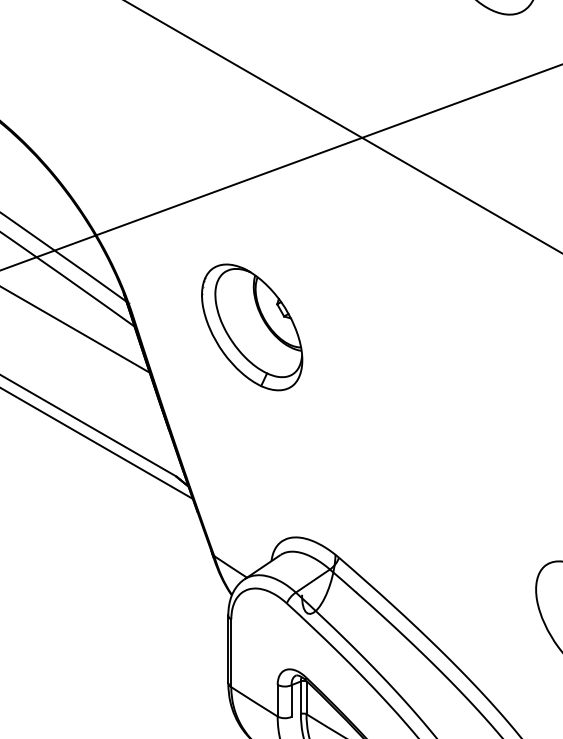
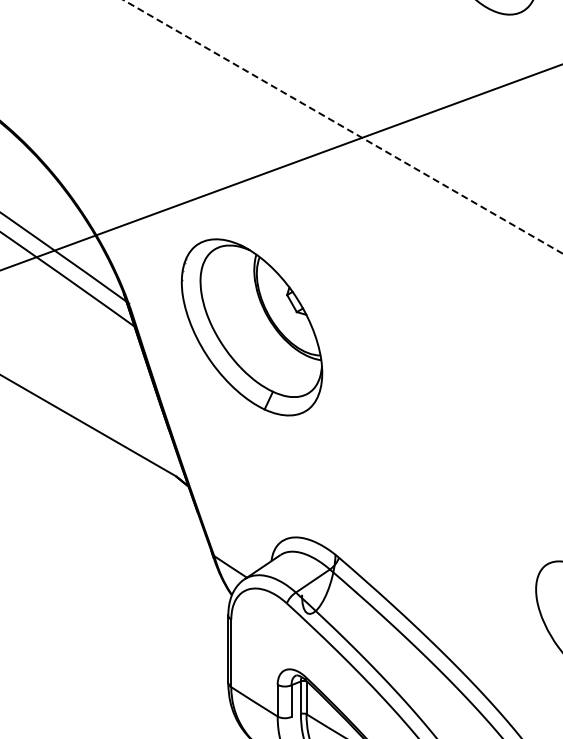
line: solid -> dashed (342, 126)
part size: 103x129 px -> 144x179 px (251, 327)
line: present -> none (75, 329)
line: present -> none (97, 443)
